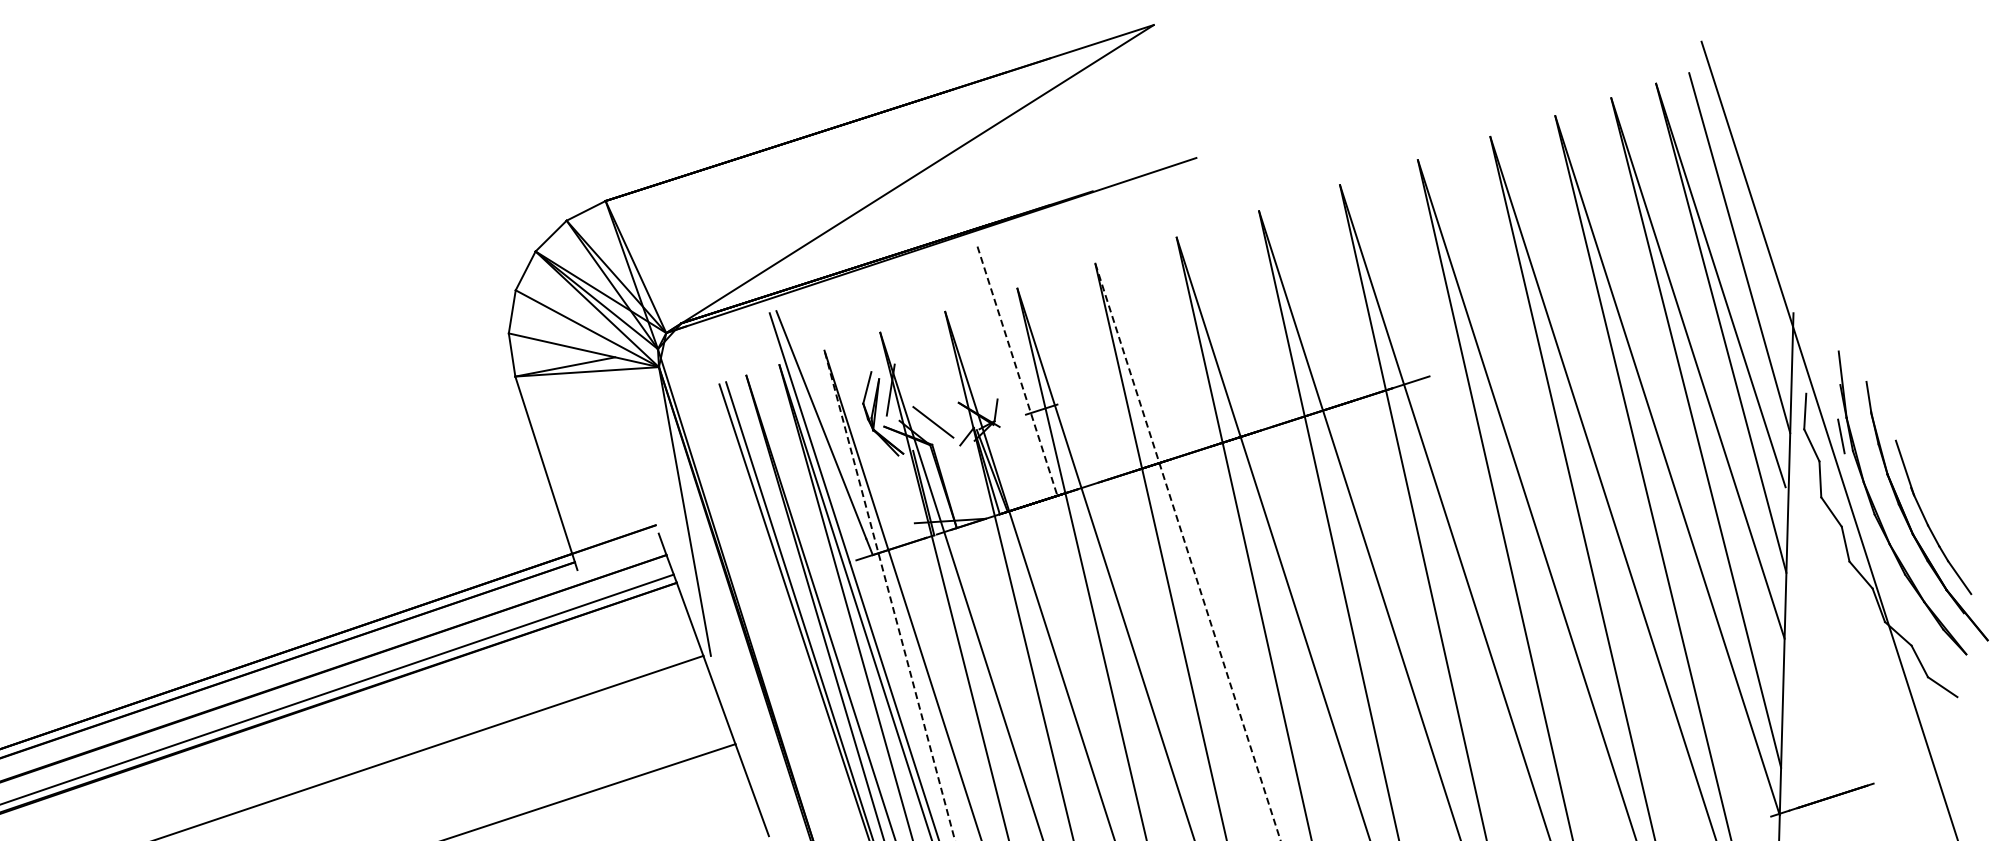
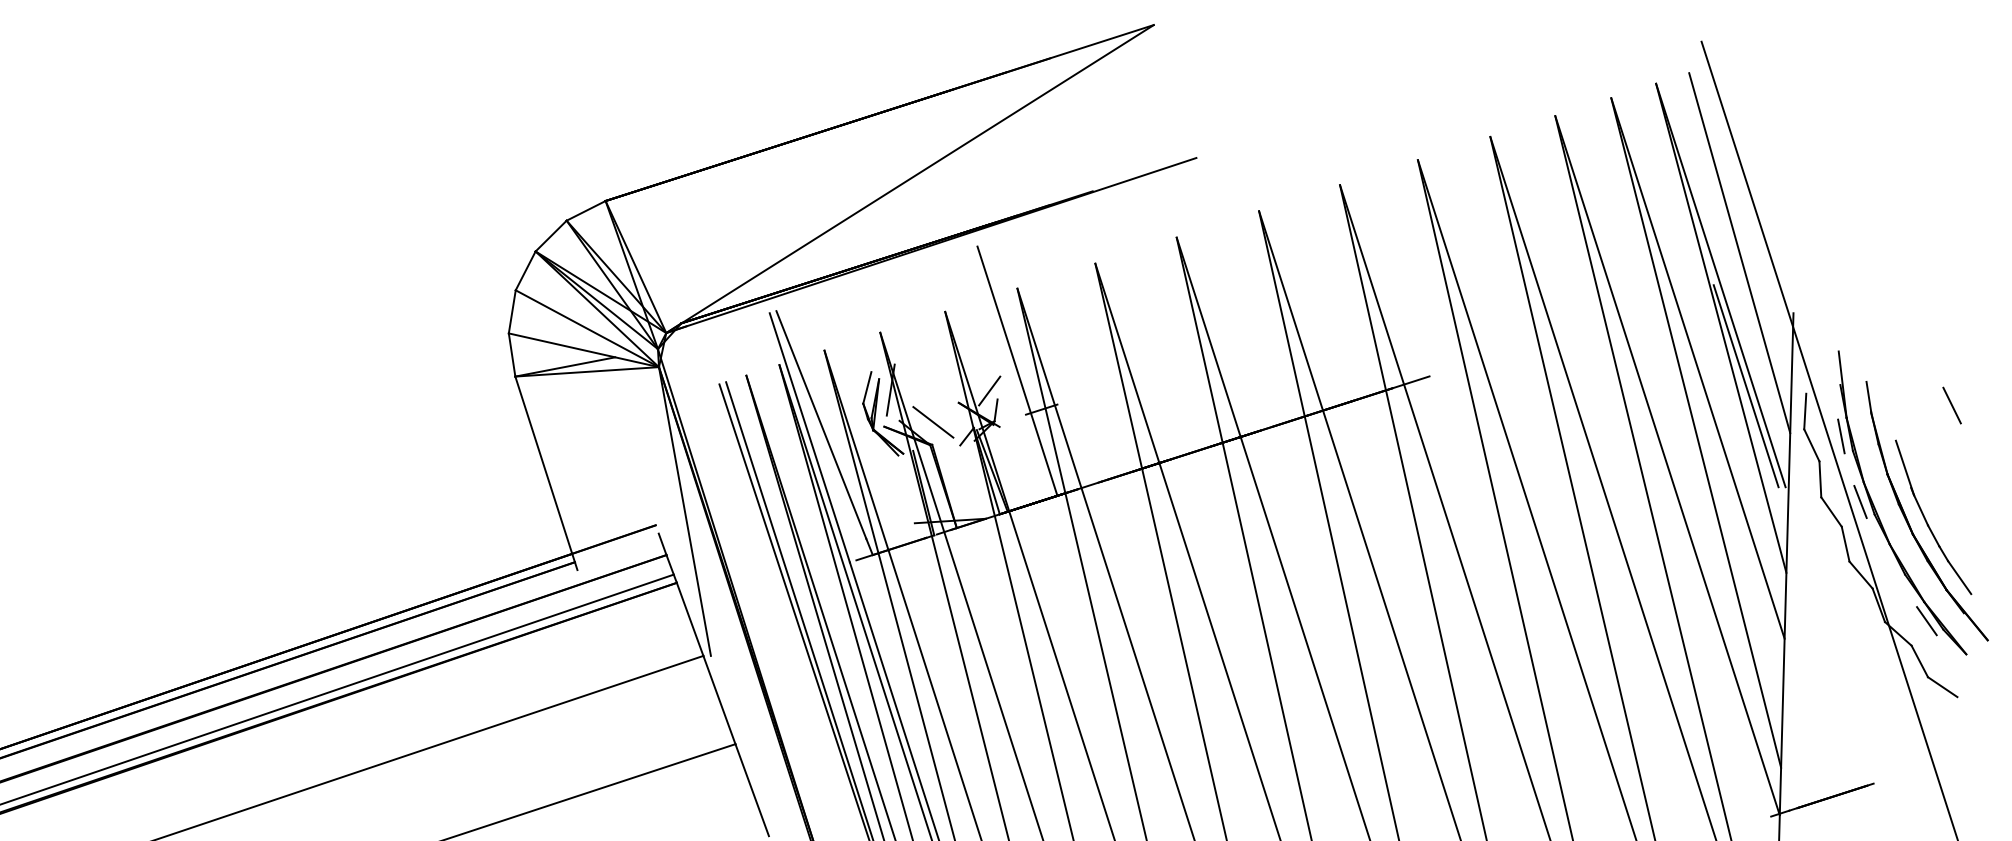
line: dashed -> solid (1017, 371)
line: none -> present (1745, 386)
line: none -> present (989, 390)
line: none -> present (1951, 405)
line: none -> present (1860, 502)
line: dashed -> solid (1187, 551)
line: dashed -> solid (889, 594)
line: none -> present (1926, 621)
